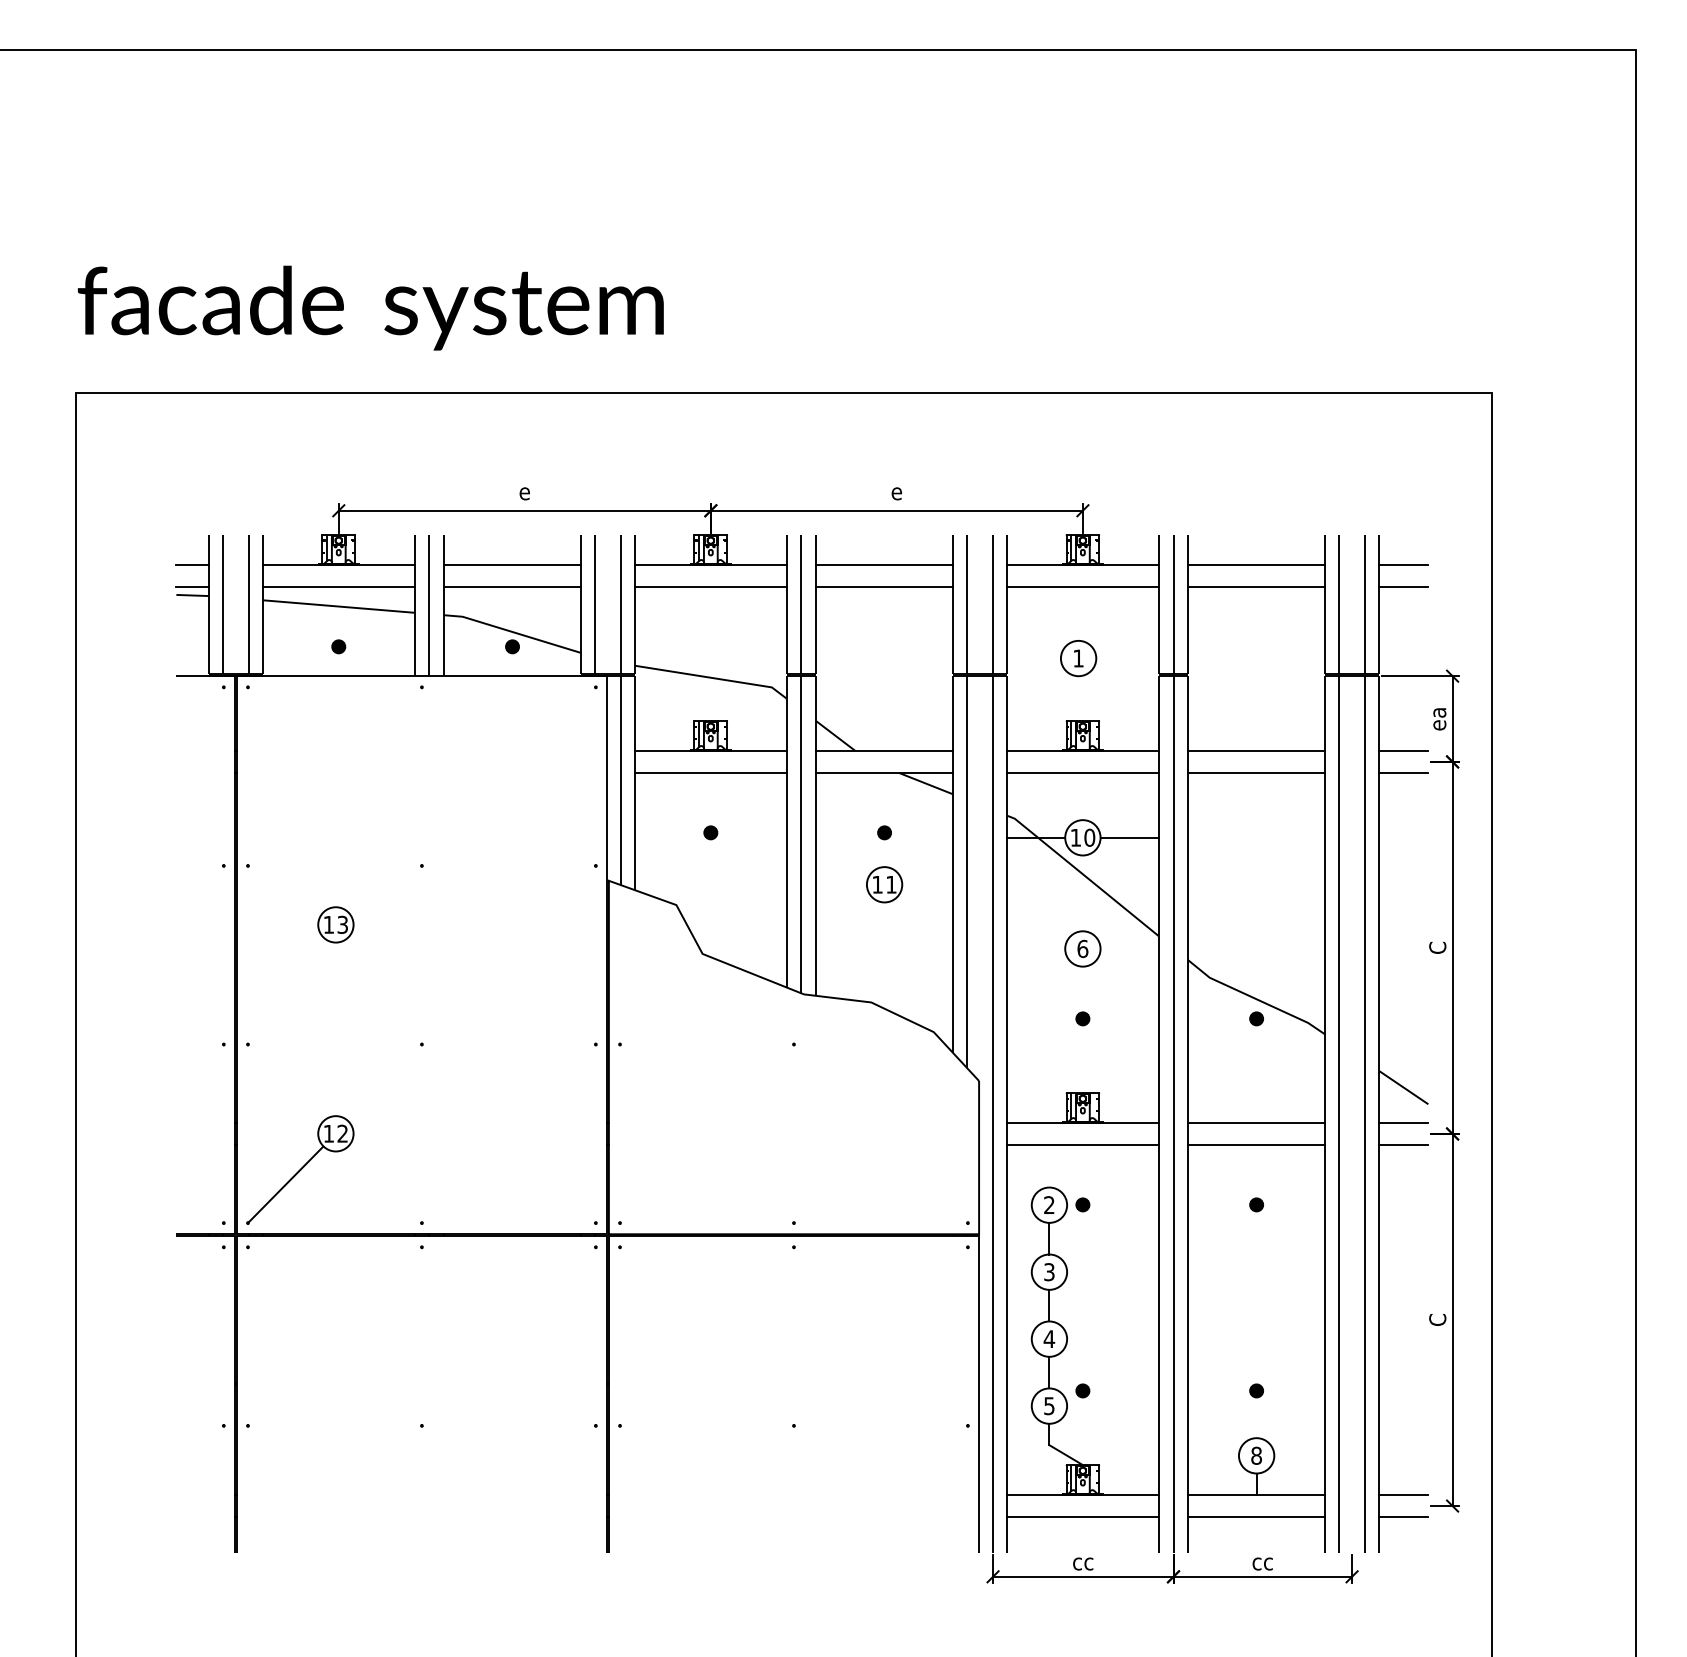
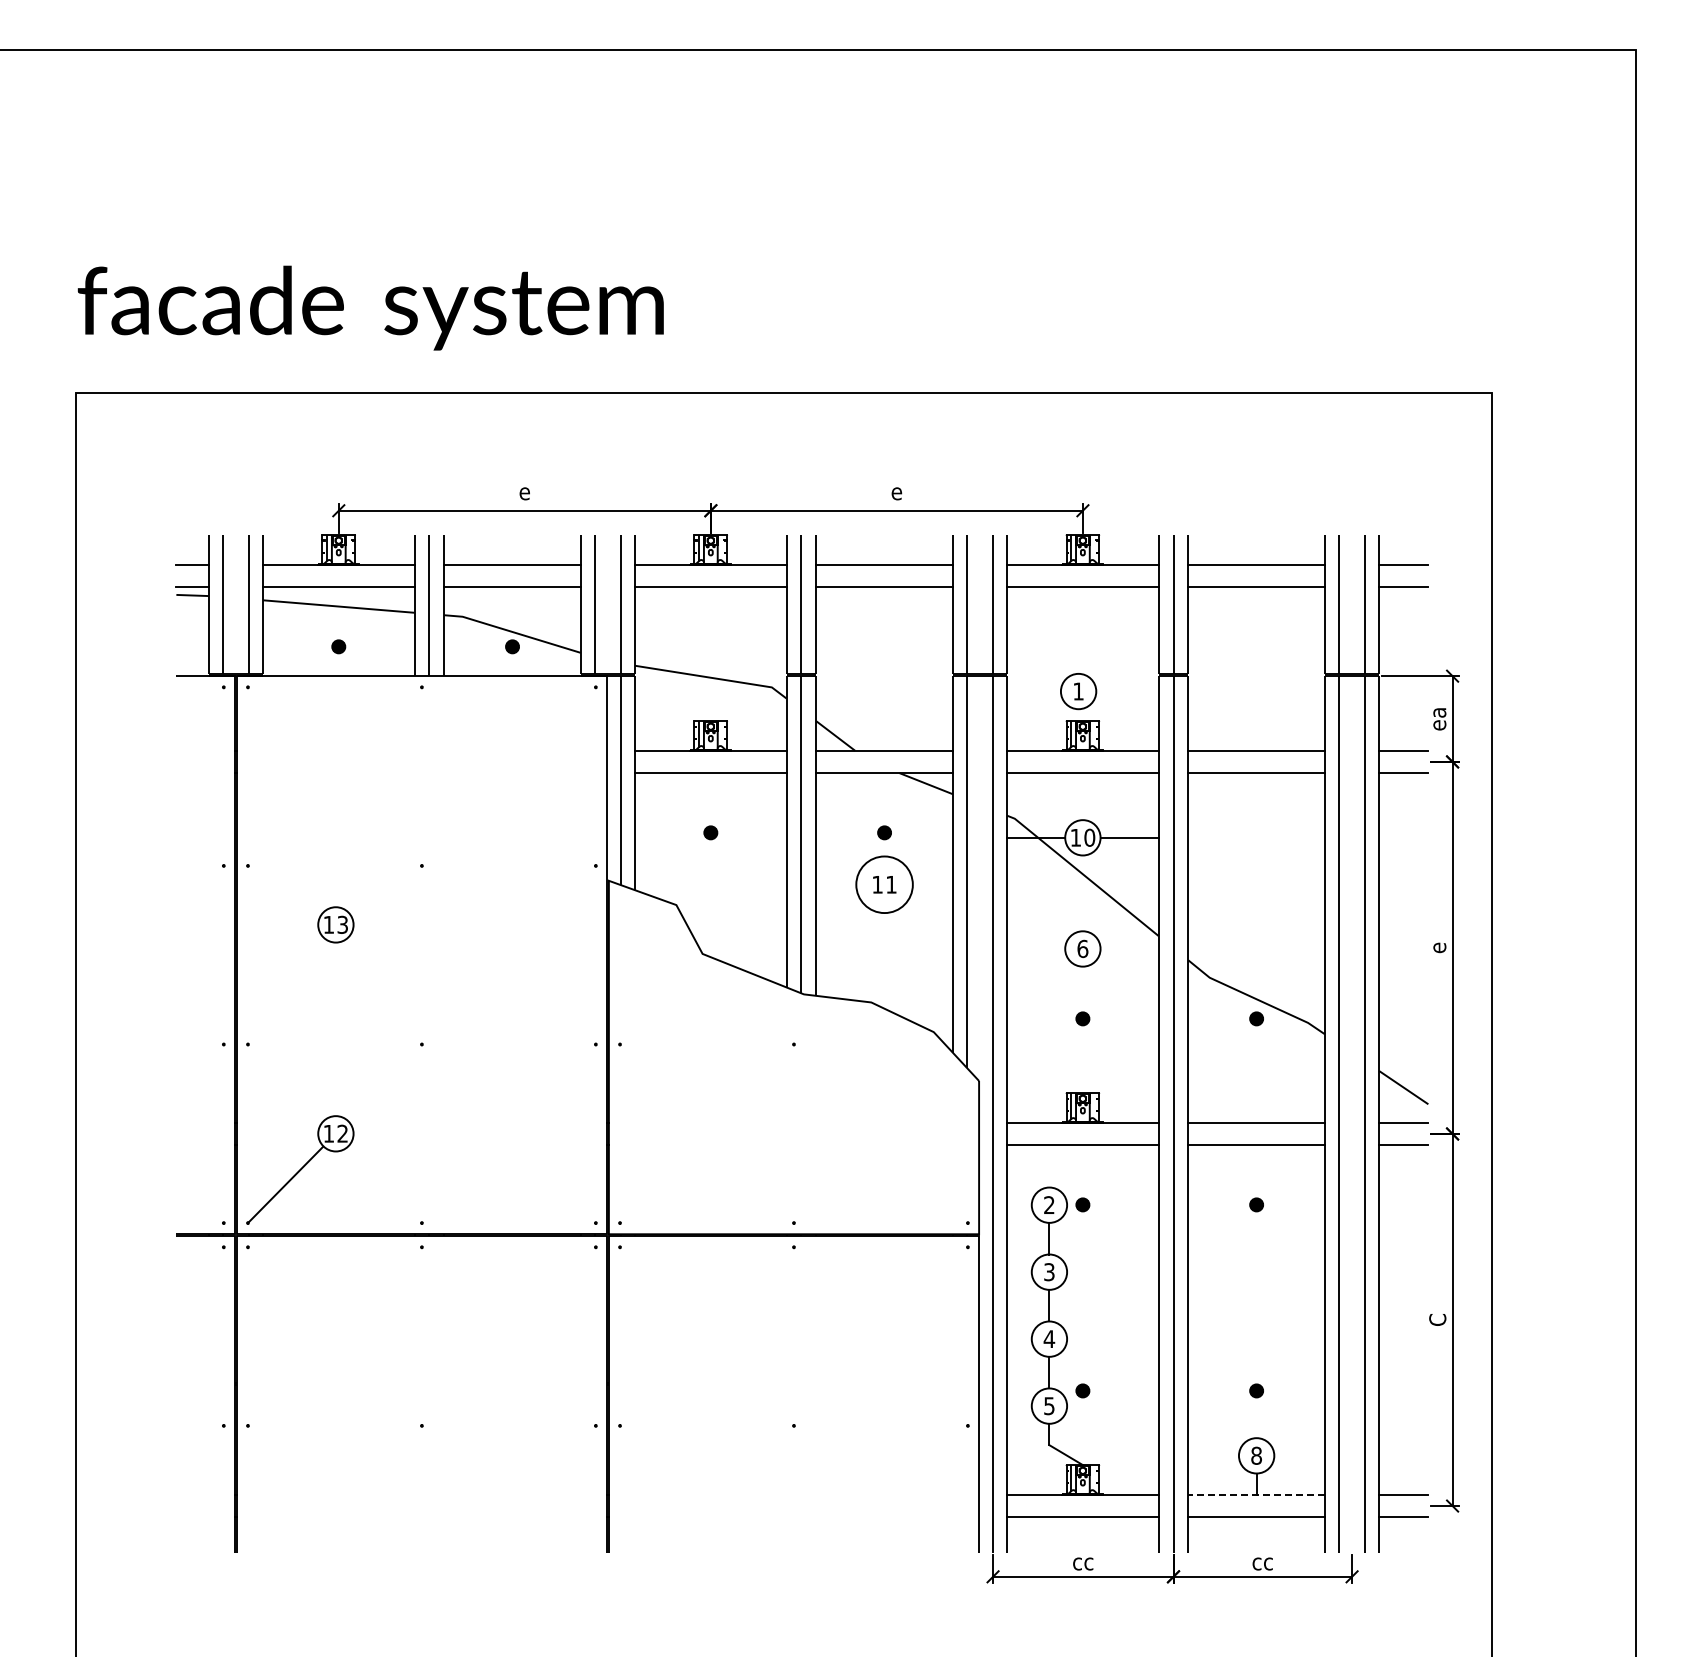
part position: (1078, 658) -> (1078, 691) (1078, 691)
circle diameter: 35 px -> 57 px (884, 884)
text: C -> e (1437, 947)
line: solid -> dashed (1256, 1494)
